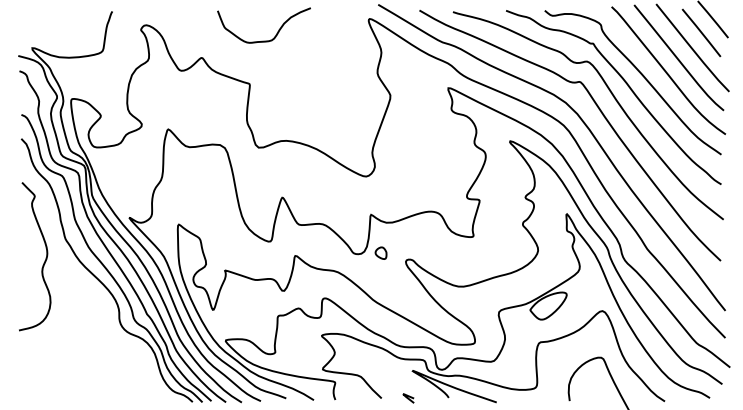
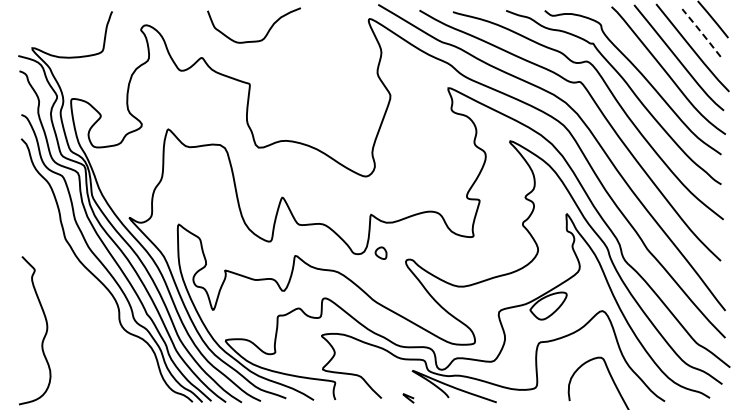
line: solid -> dashed (701, 32)
curve position: (275, 34) -> (265, 34) (265, 34)
curve position: (44, 260) -> (44, 334) (44, 334)
